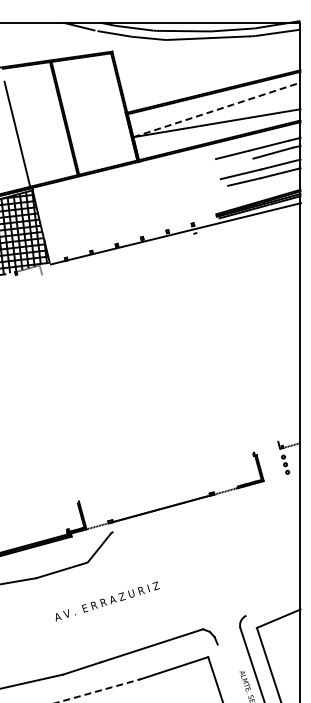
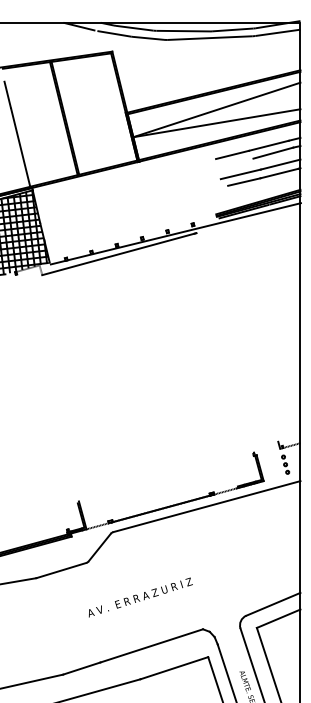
line: dashed -> solid (216, 109)
line: none -> present (119, 254)
line: none -> present (206, 506)
text position: (107, 601) -> (140, 597) (140, 597)
line: none -> present (273, 603)
line: none -> present (226, 671)
line: dashed -> solid (98, 691)
